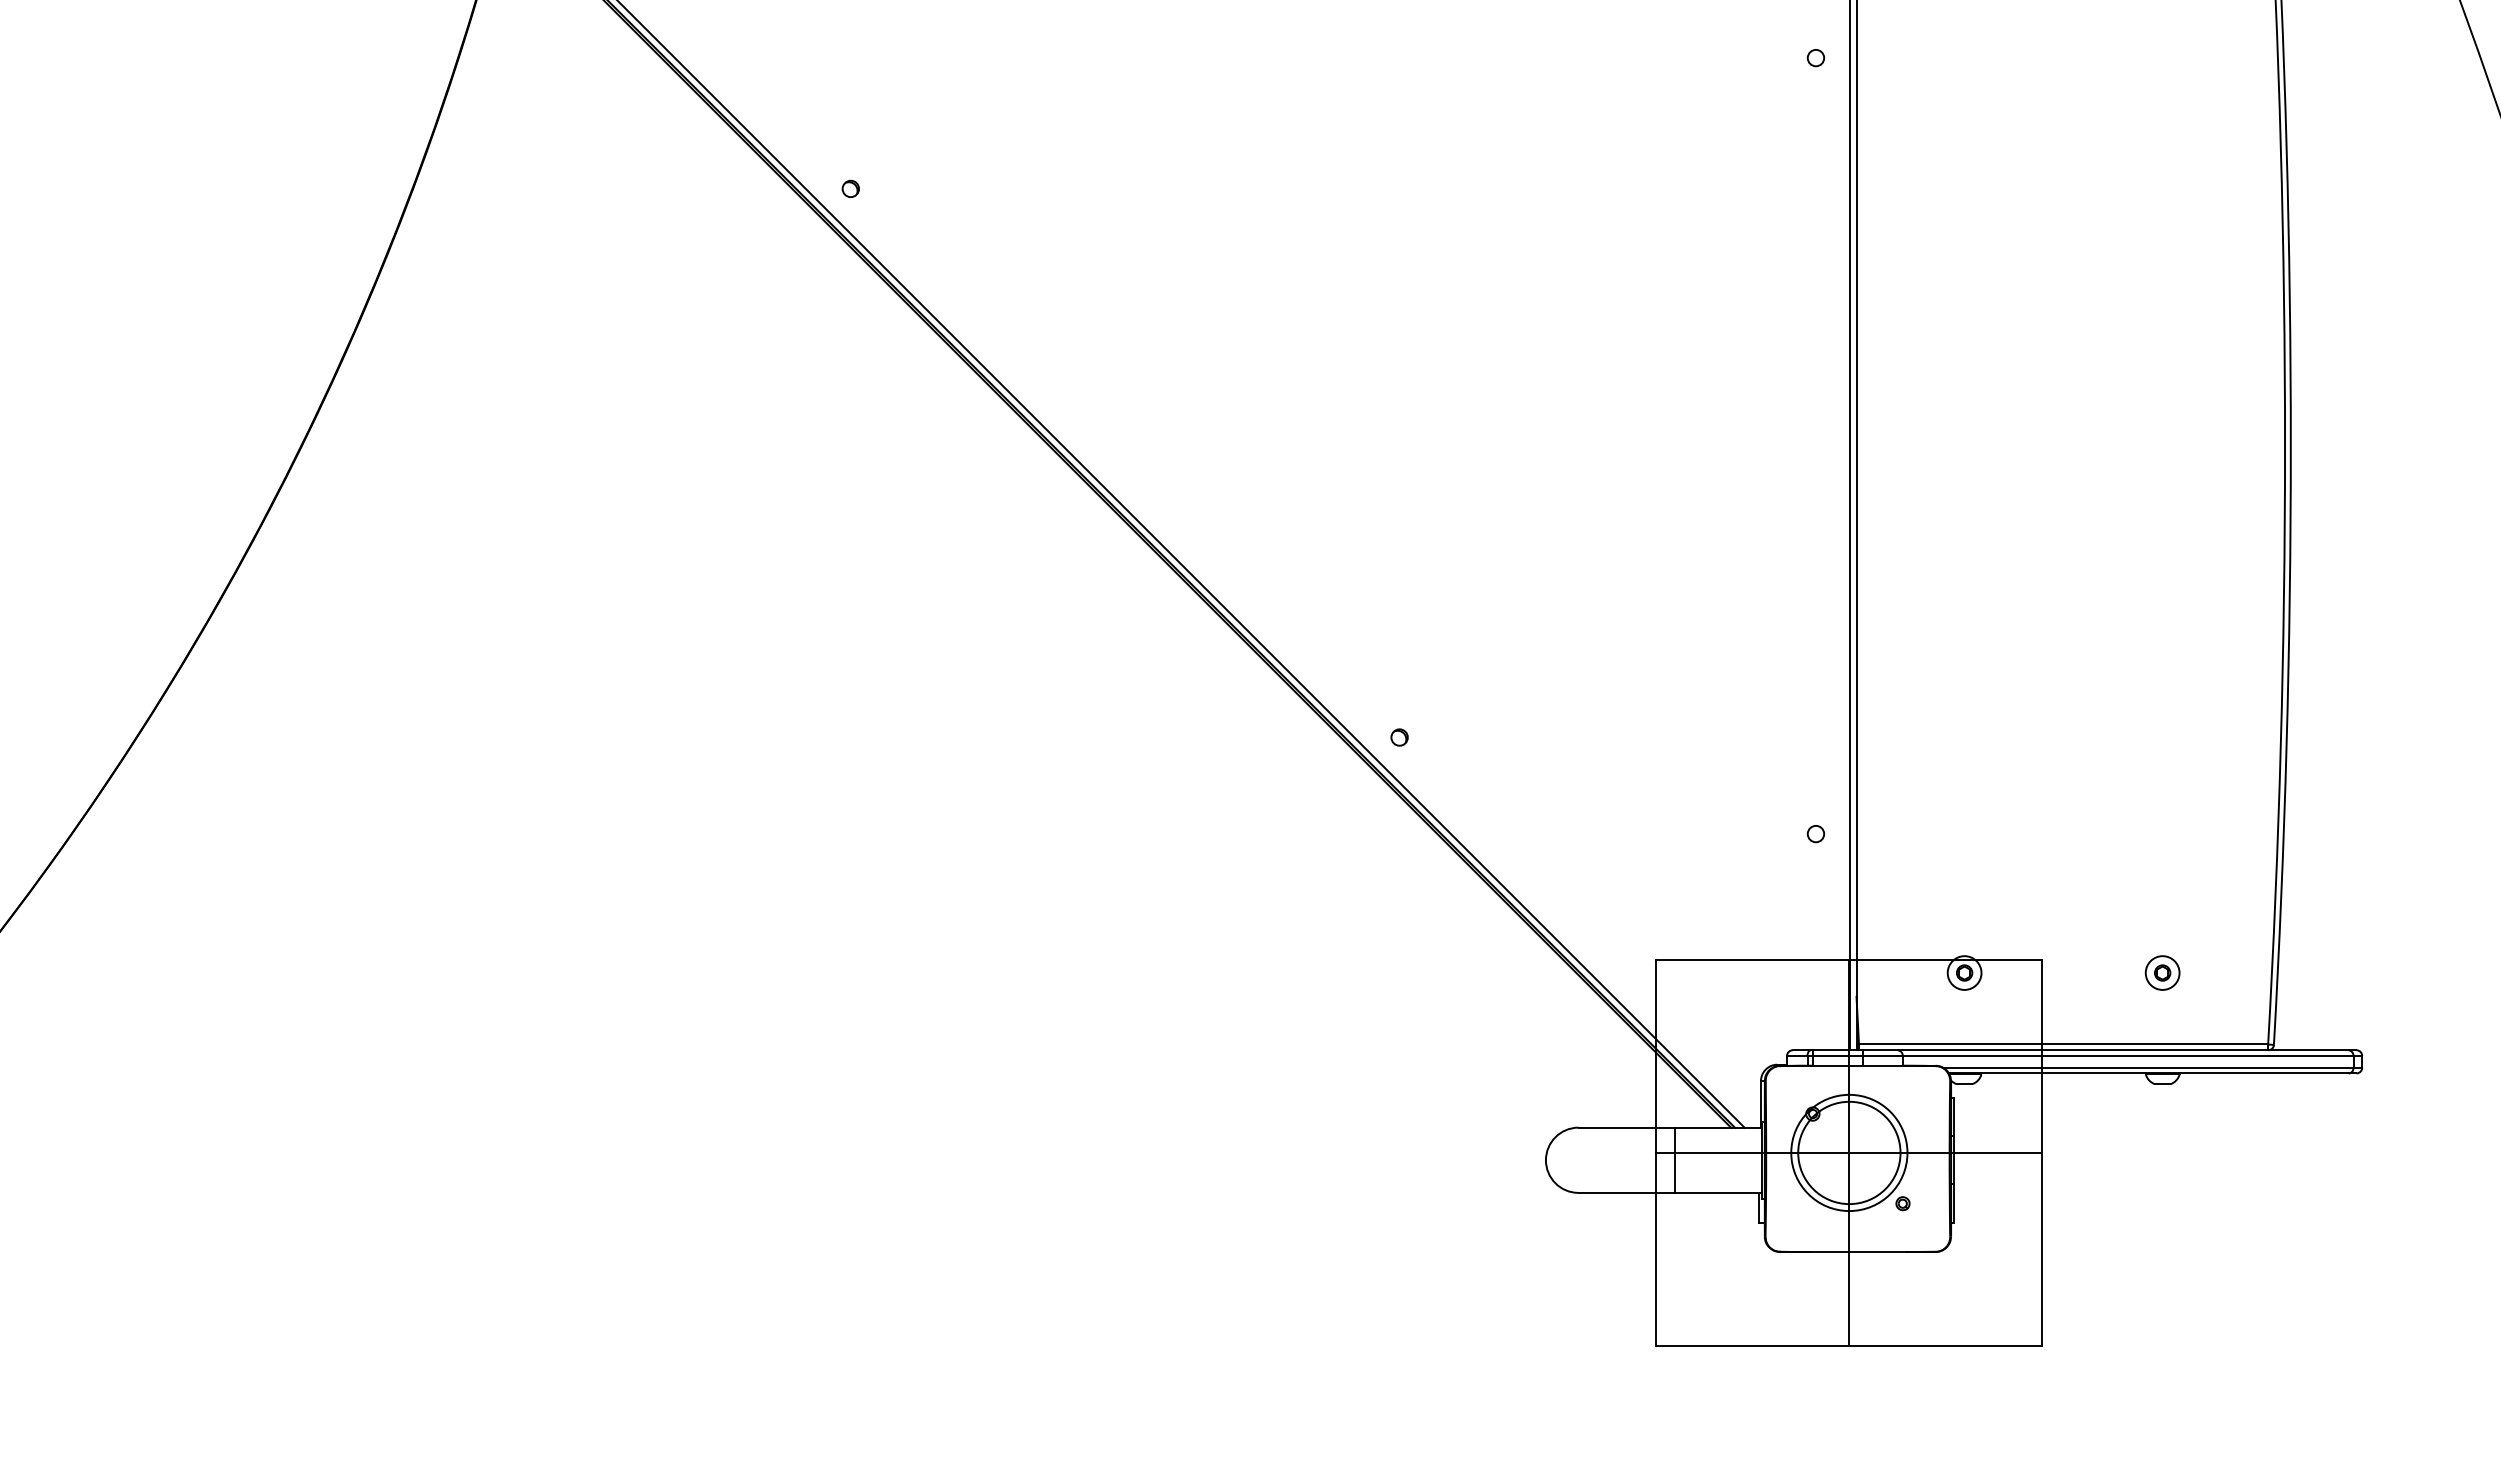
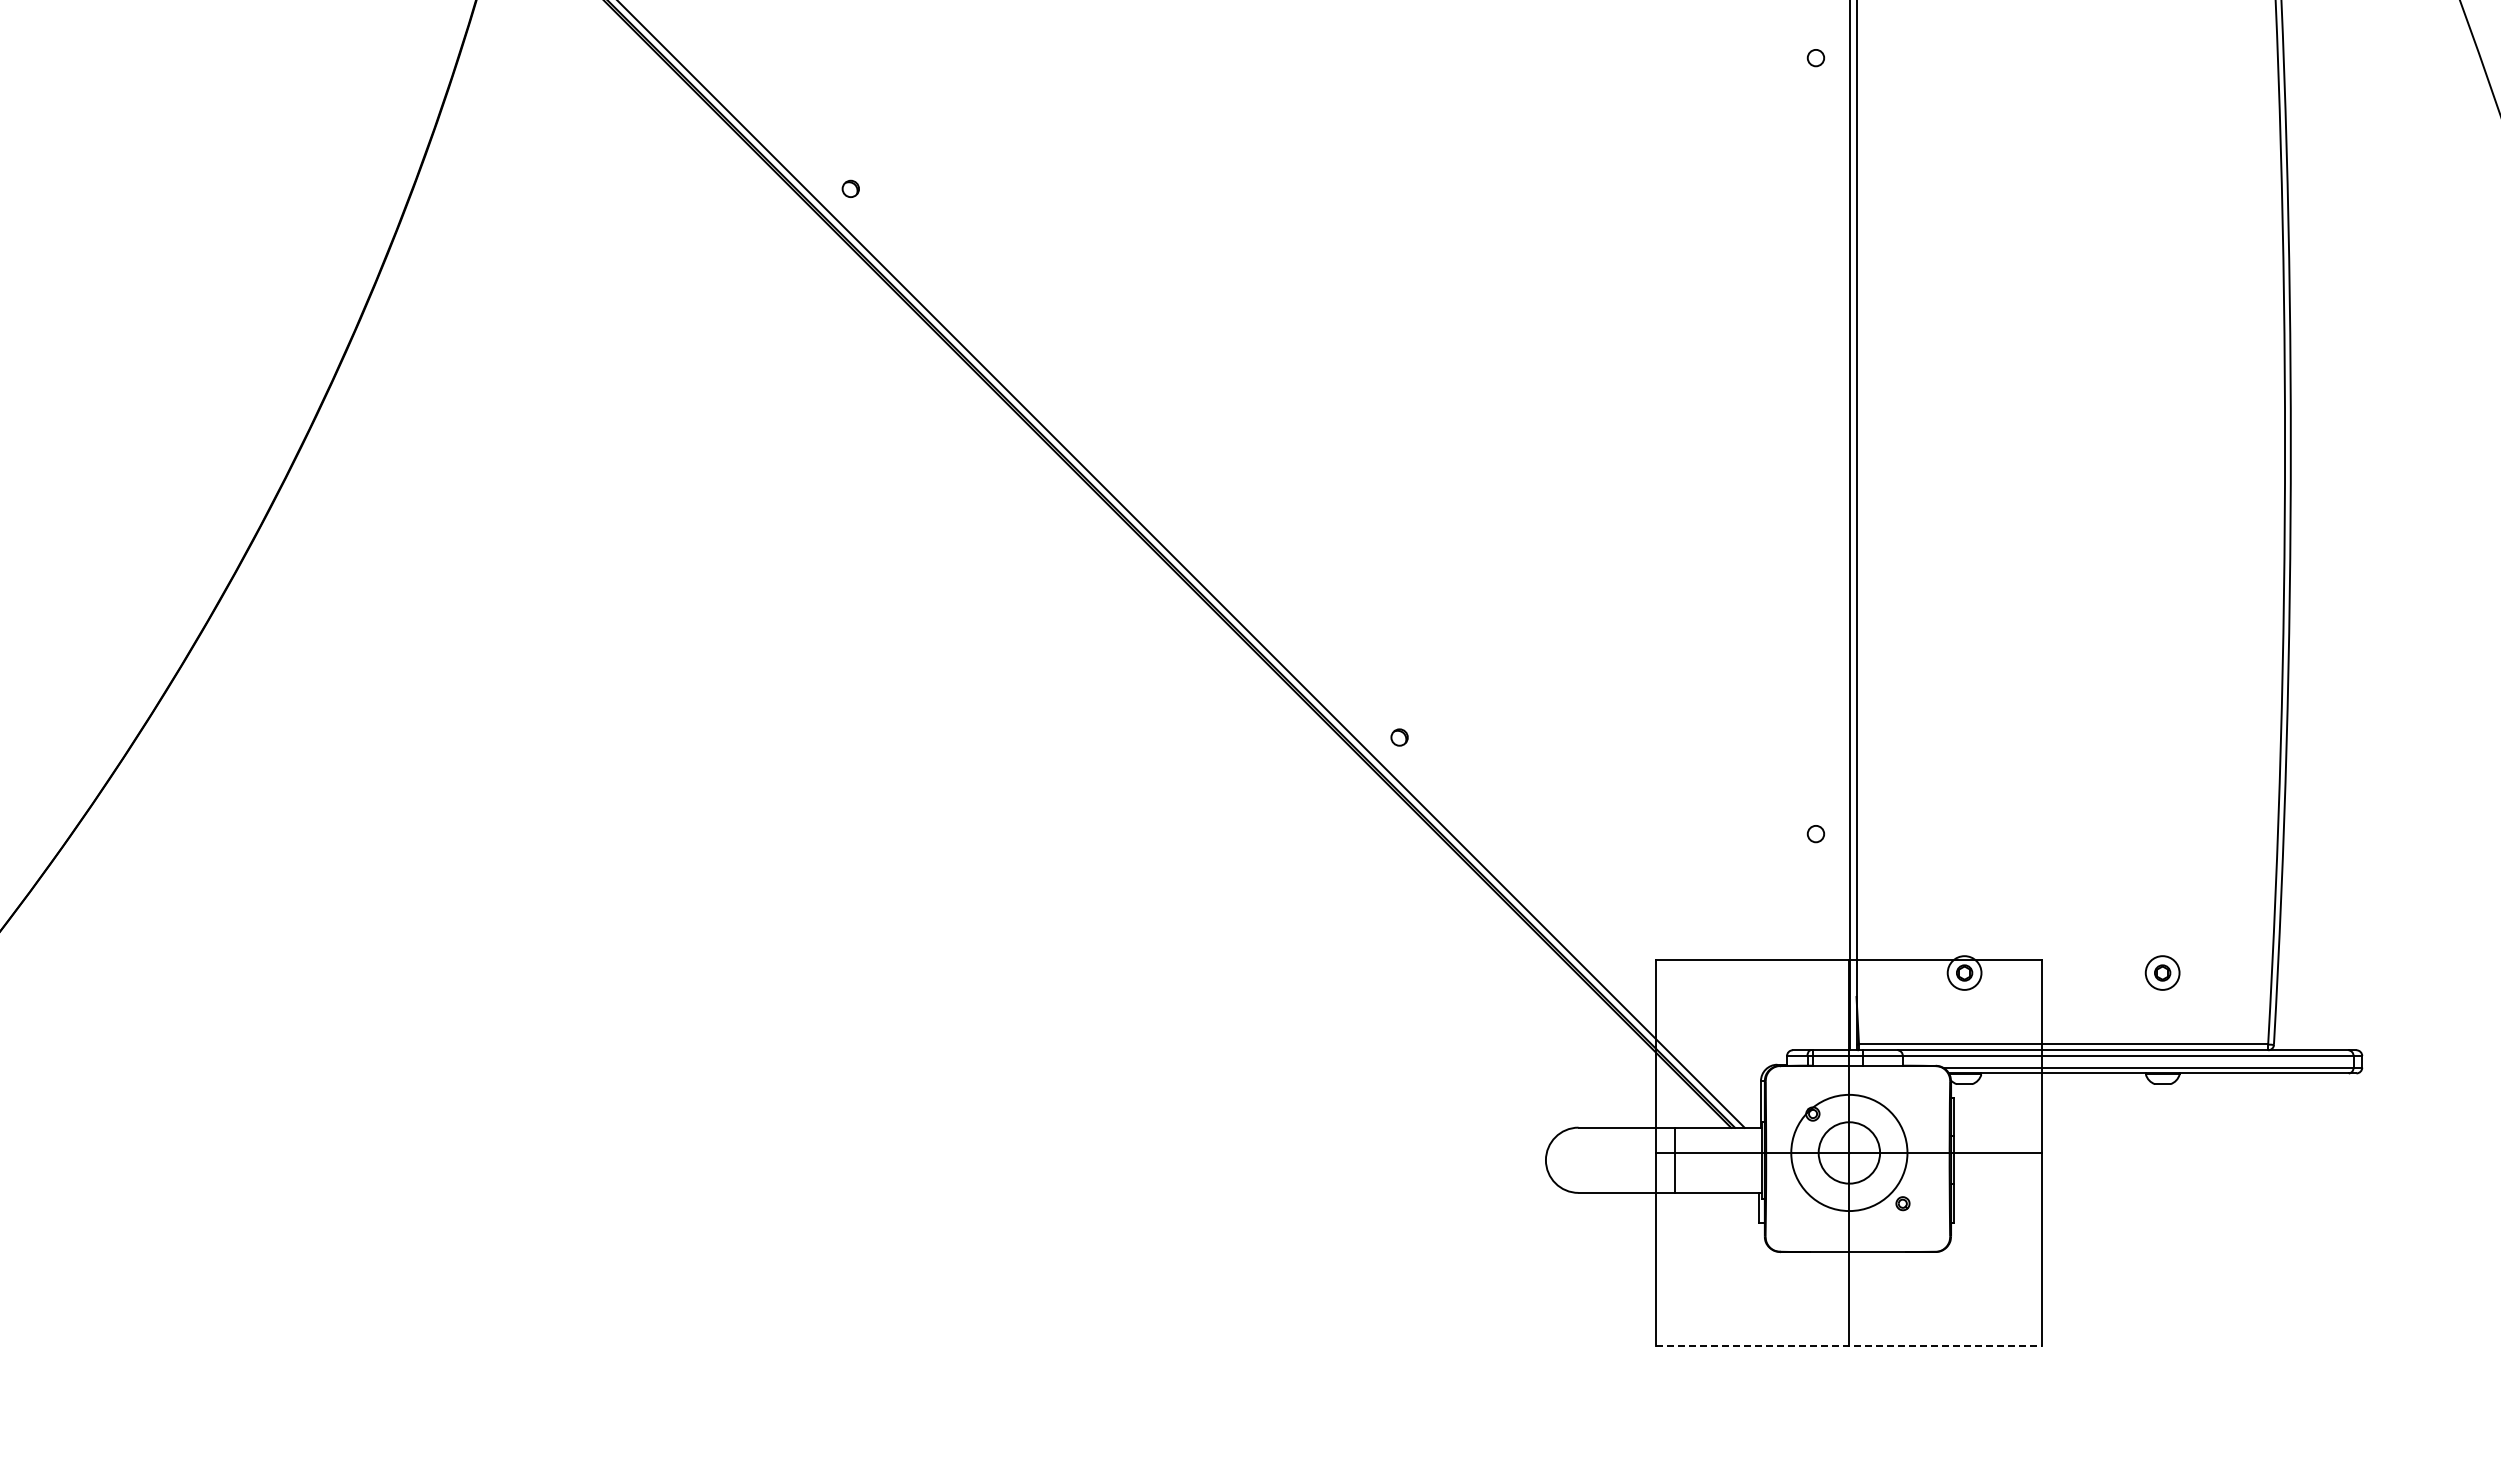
circle diameter: 102 px -> 61 px (1849, 1152)
line: solid -> dashed (1849, 1345)
